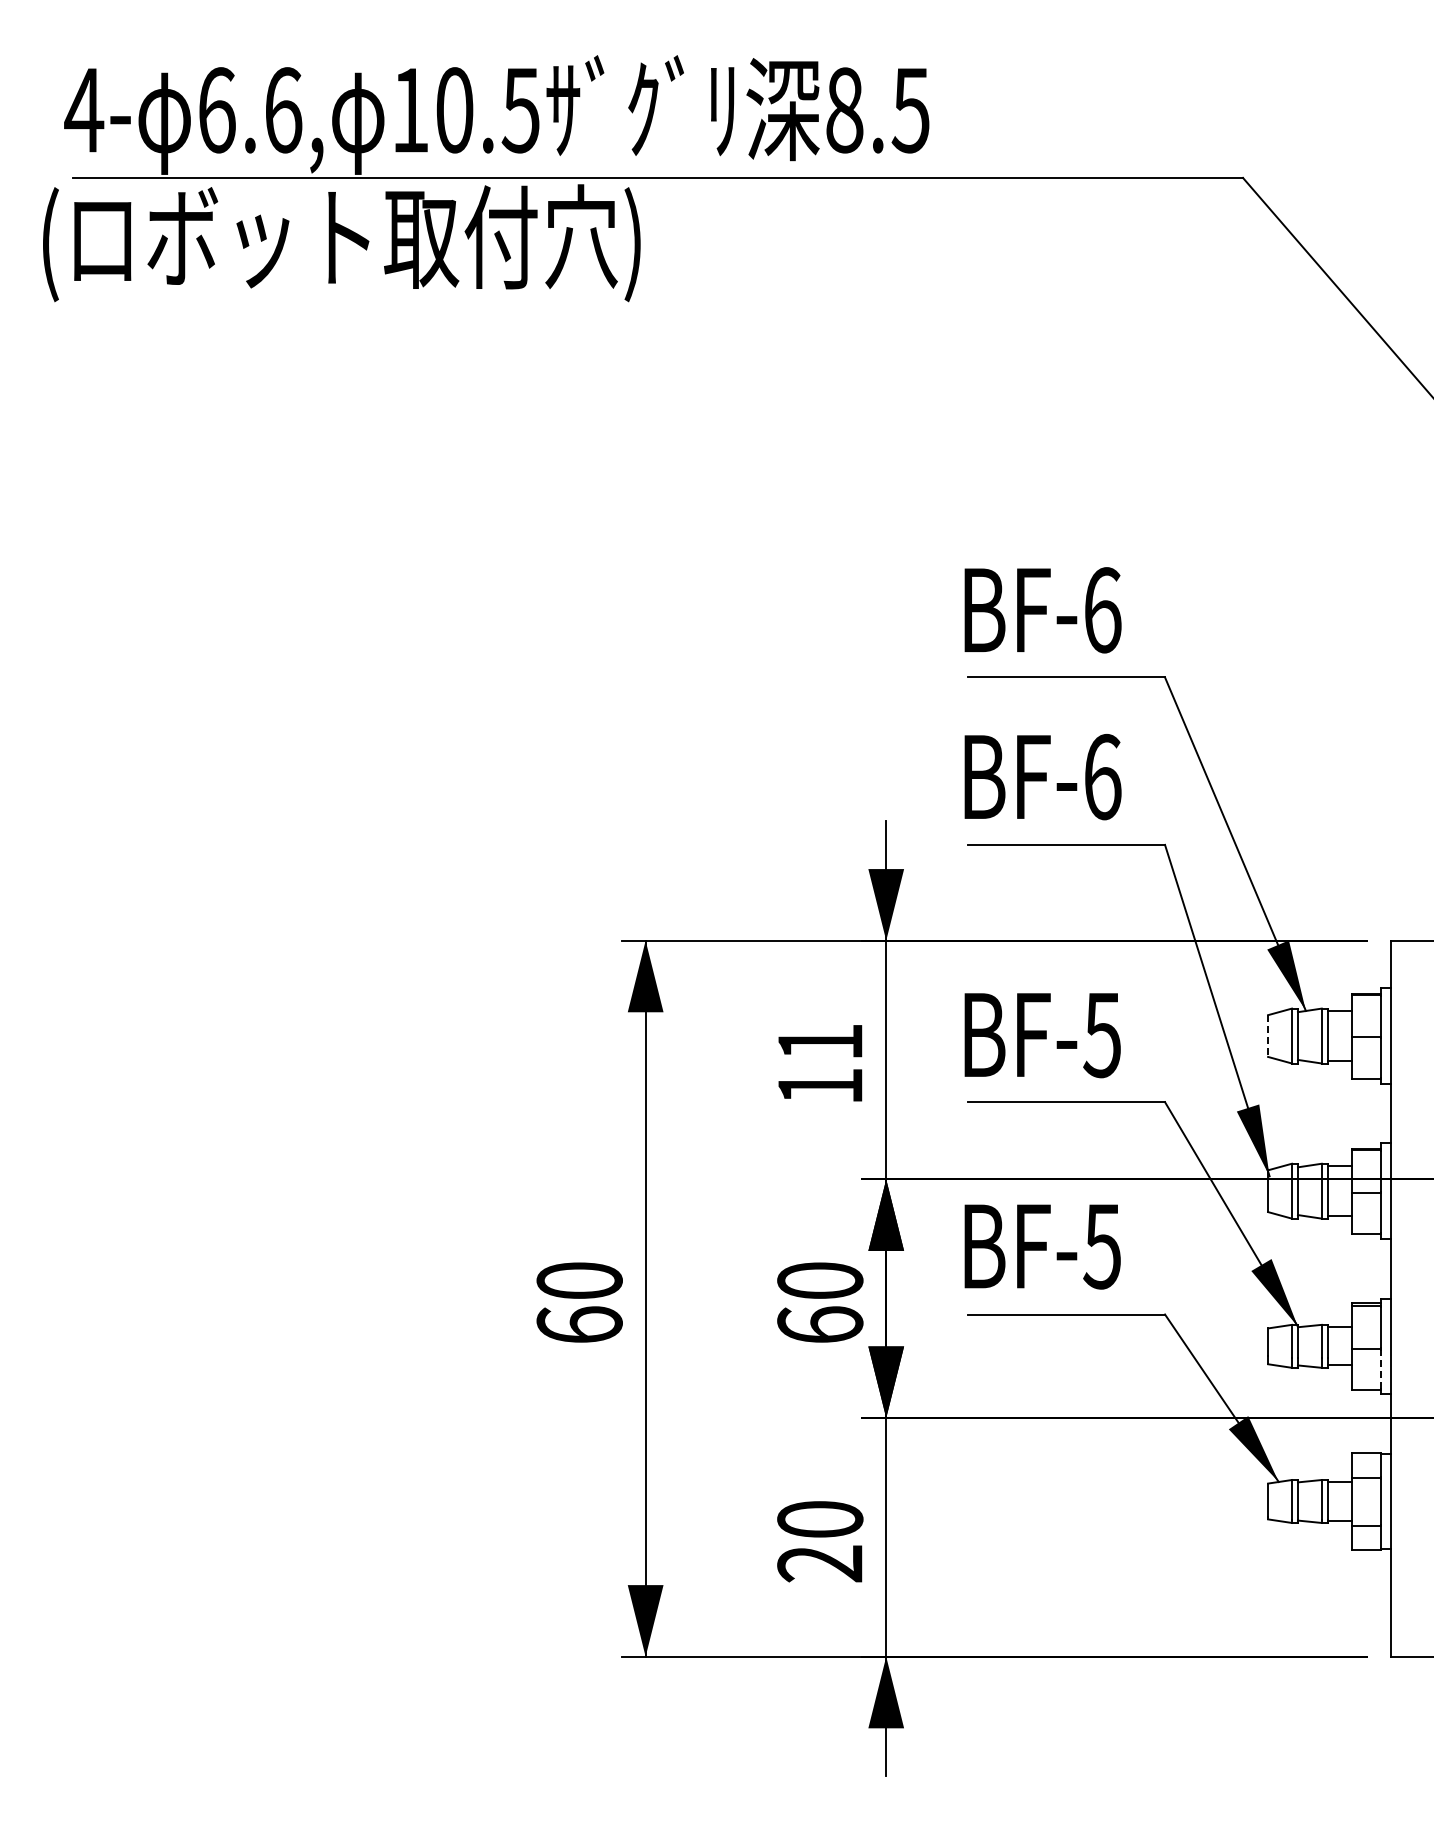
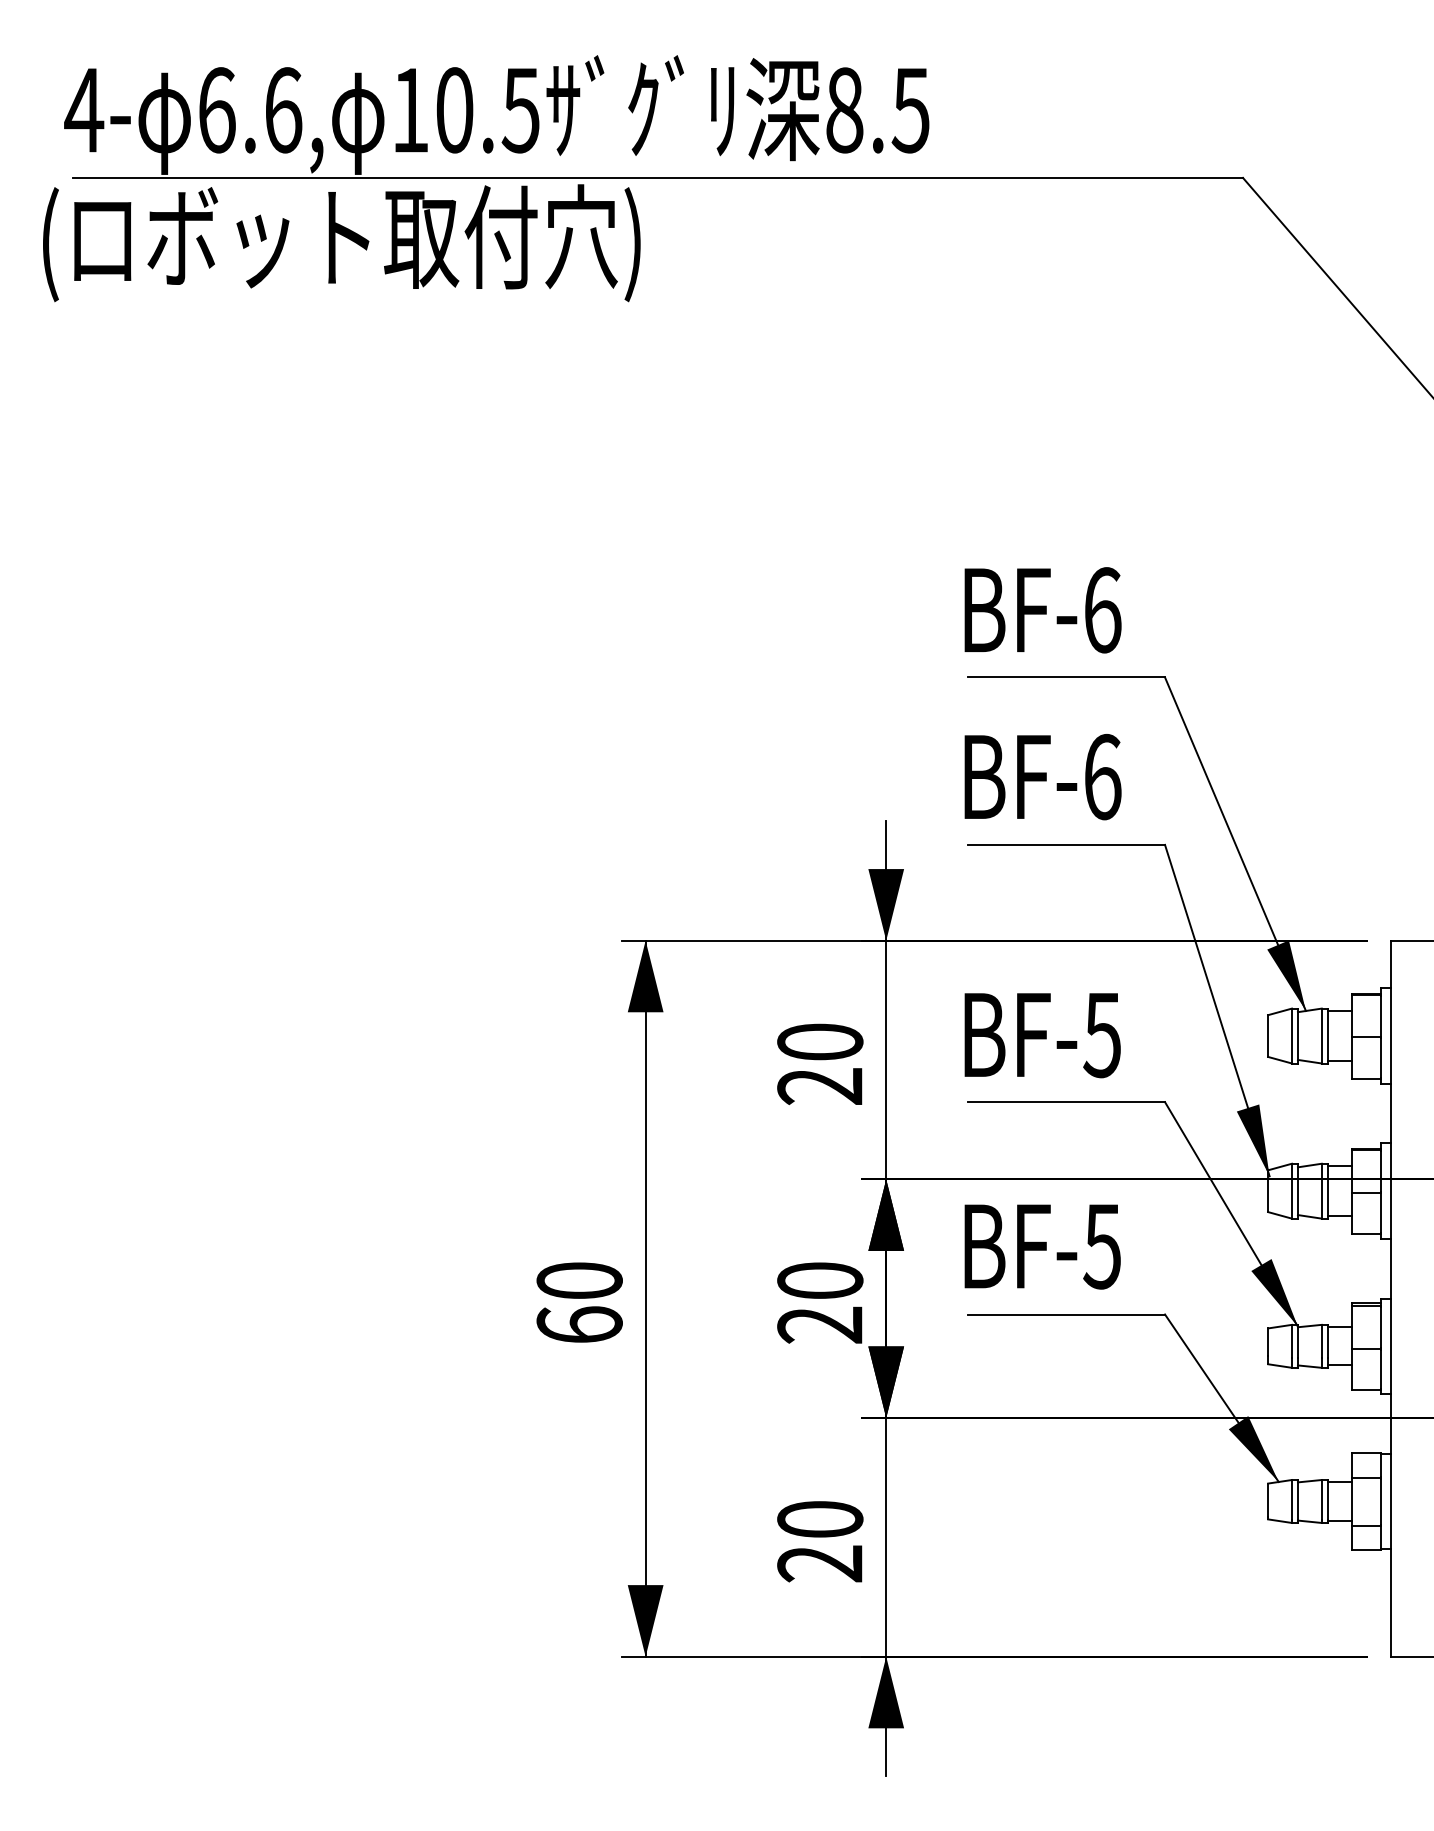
line: dashed -> solid (1268, 1036)
text: 11 -> 20 (820, 1064)
text: 60 -> 20 (820, 1324)
line: dashed -> solid (1381, 1368)
